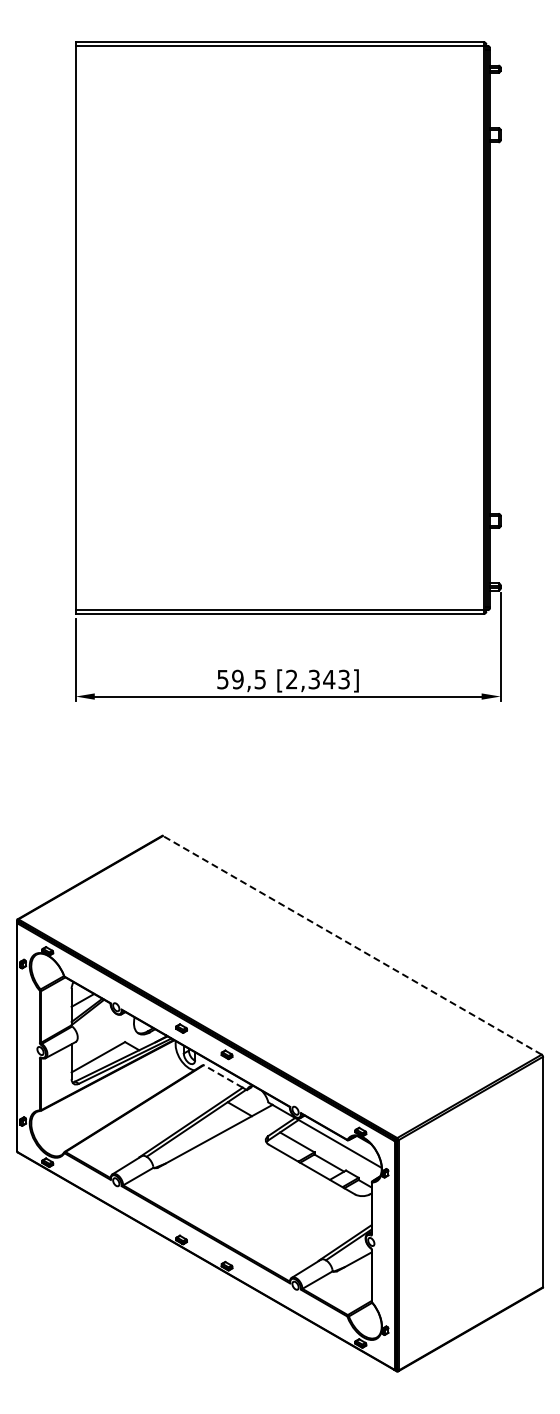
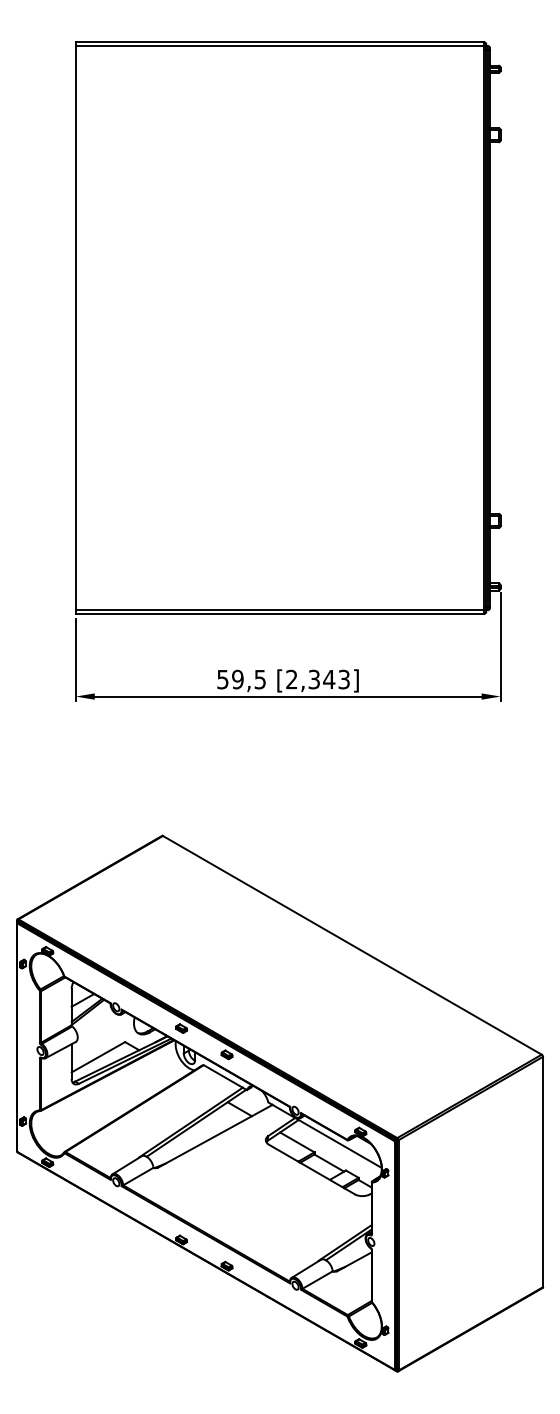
line: dashed -> solid (352, 945)
line: dashed -> solid (223, 1076)
